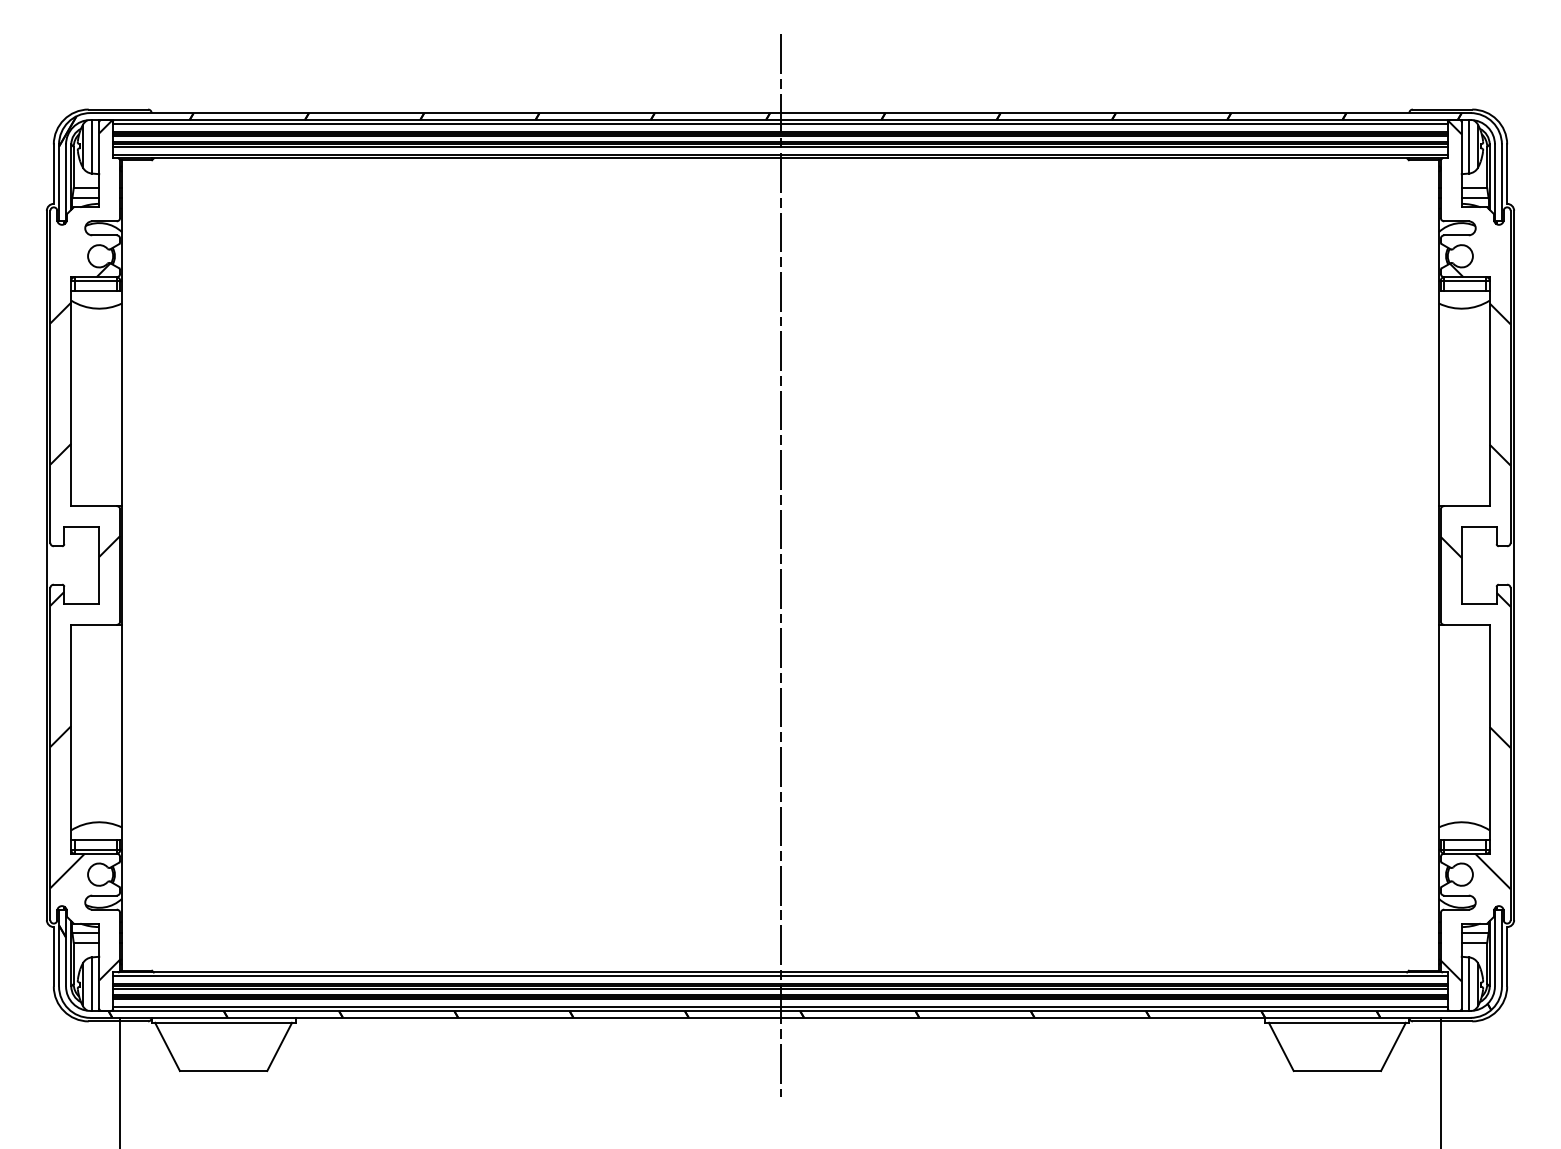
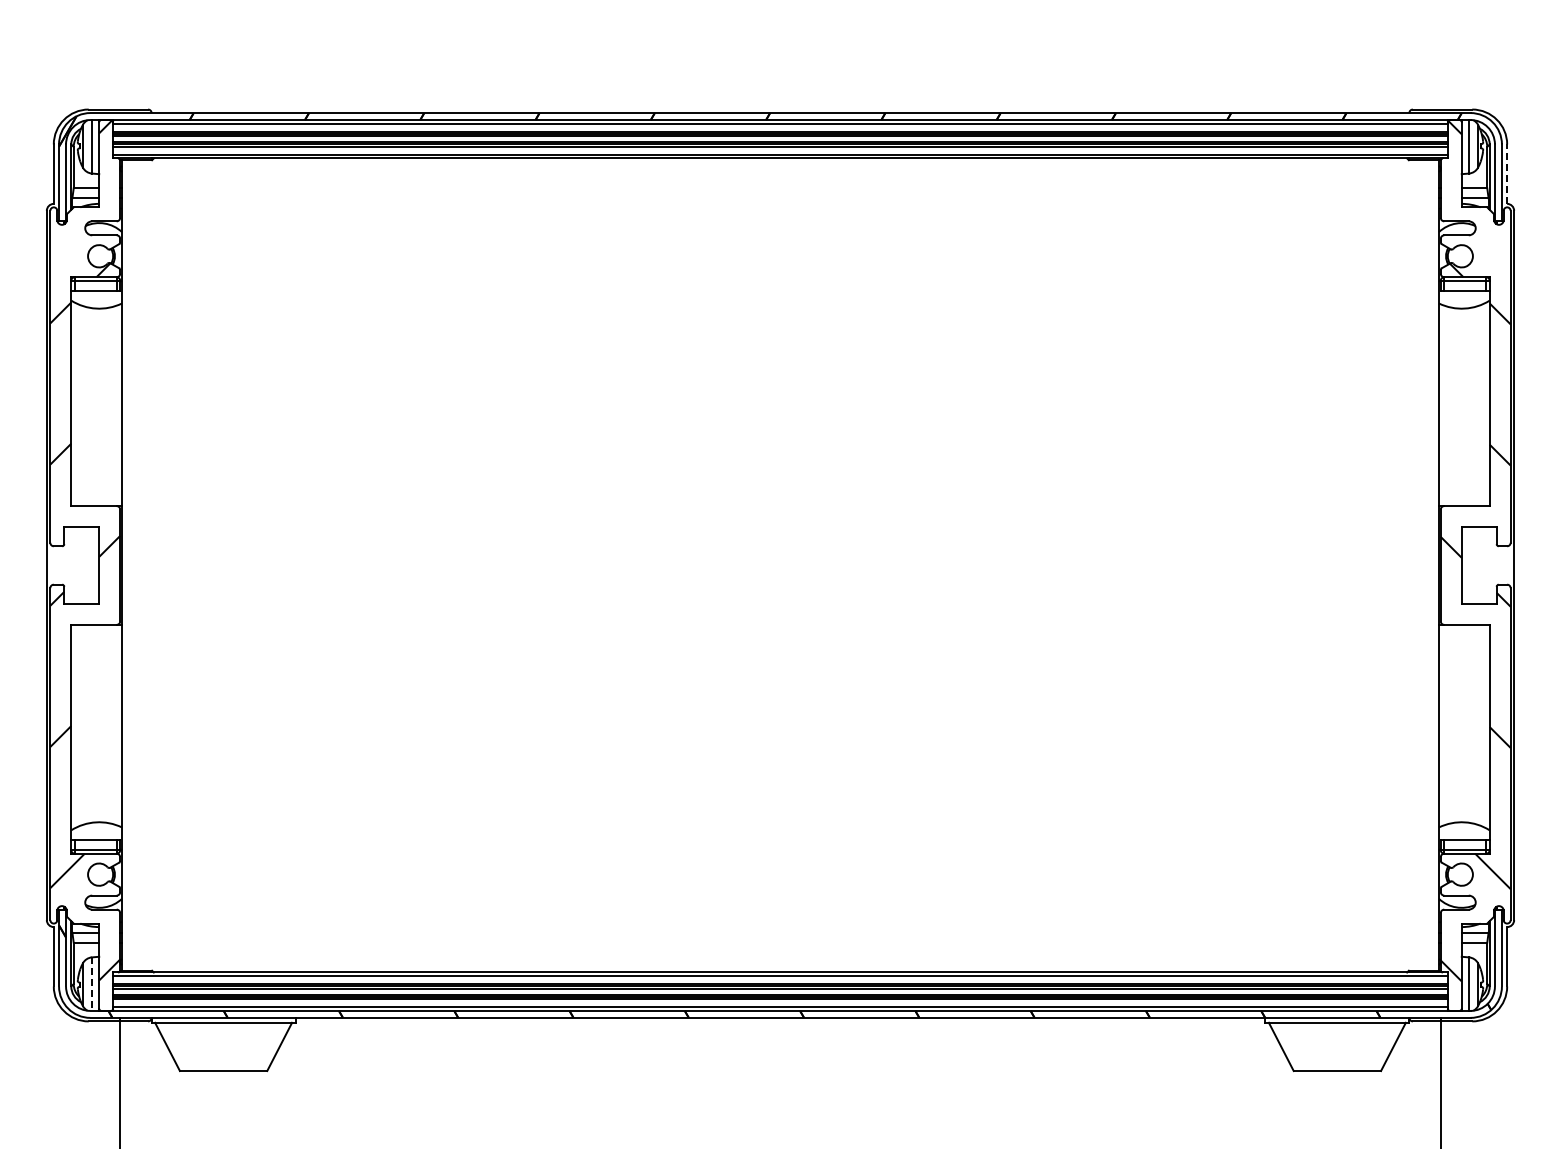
line: solid -> dashed (1507, 174)
line: present -> none (780, 565)
line: solid -> dashed (91, 984)
